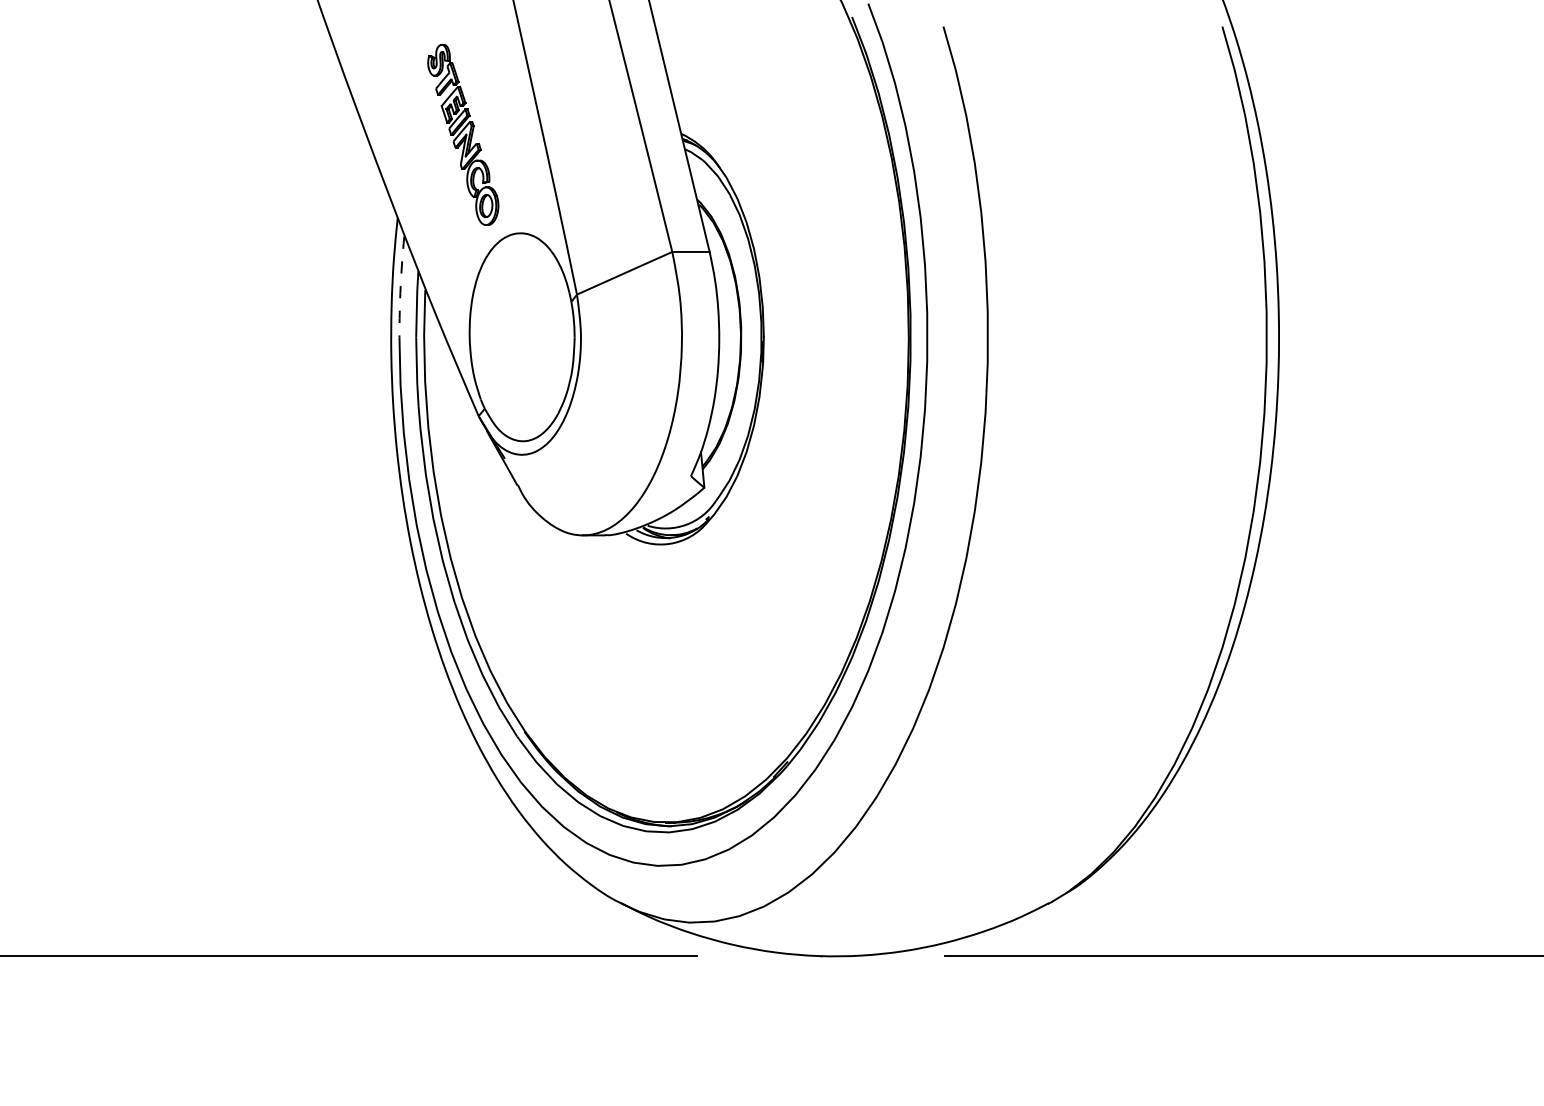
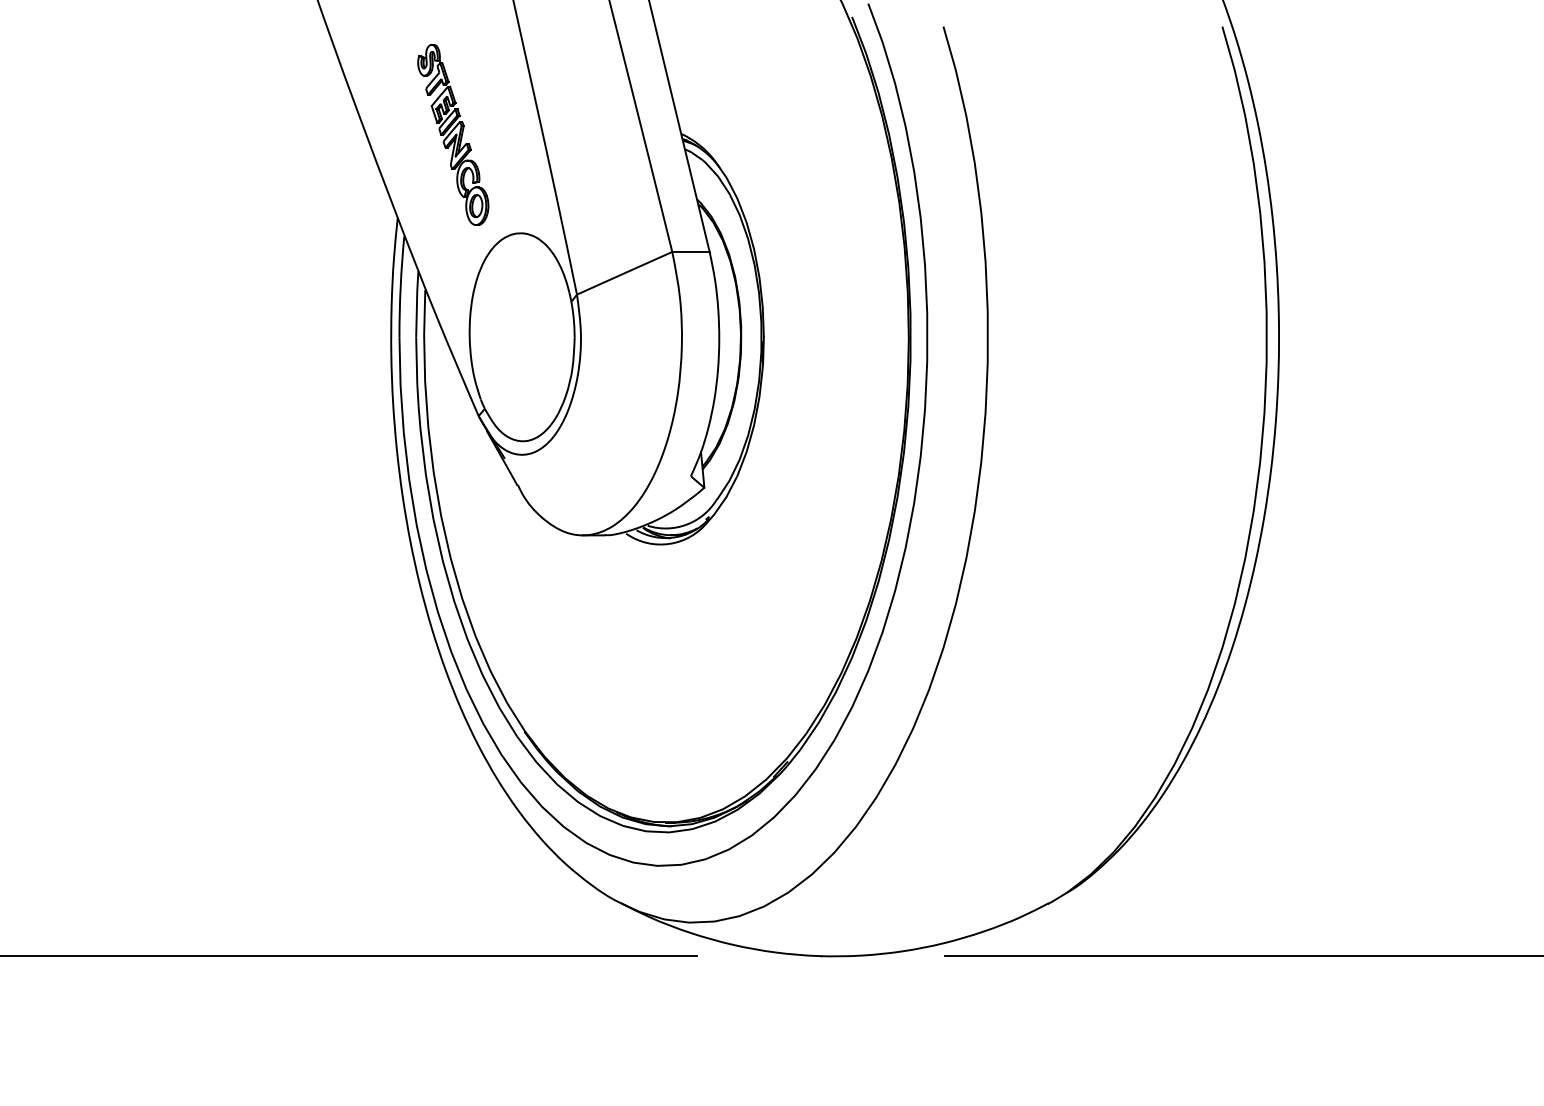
part position: (463, 134) -> (453, 134) (453, 134)
arc: dashed -> solid (400, 286)
